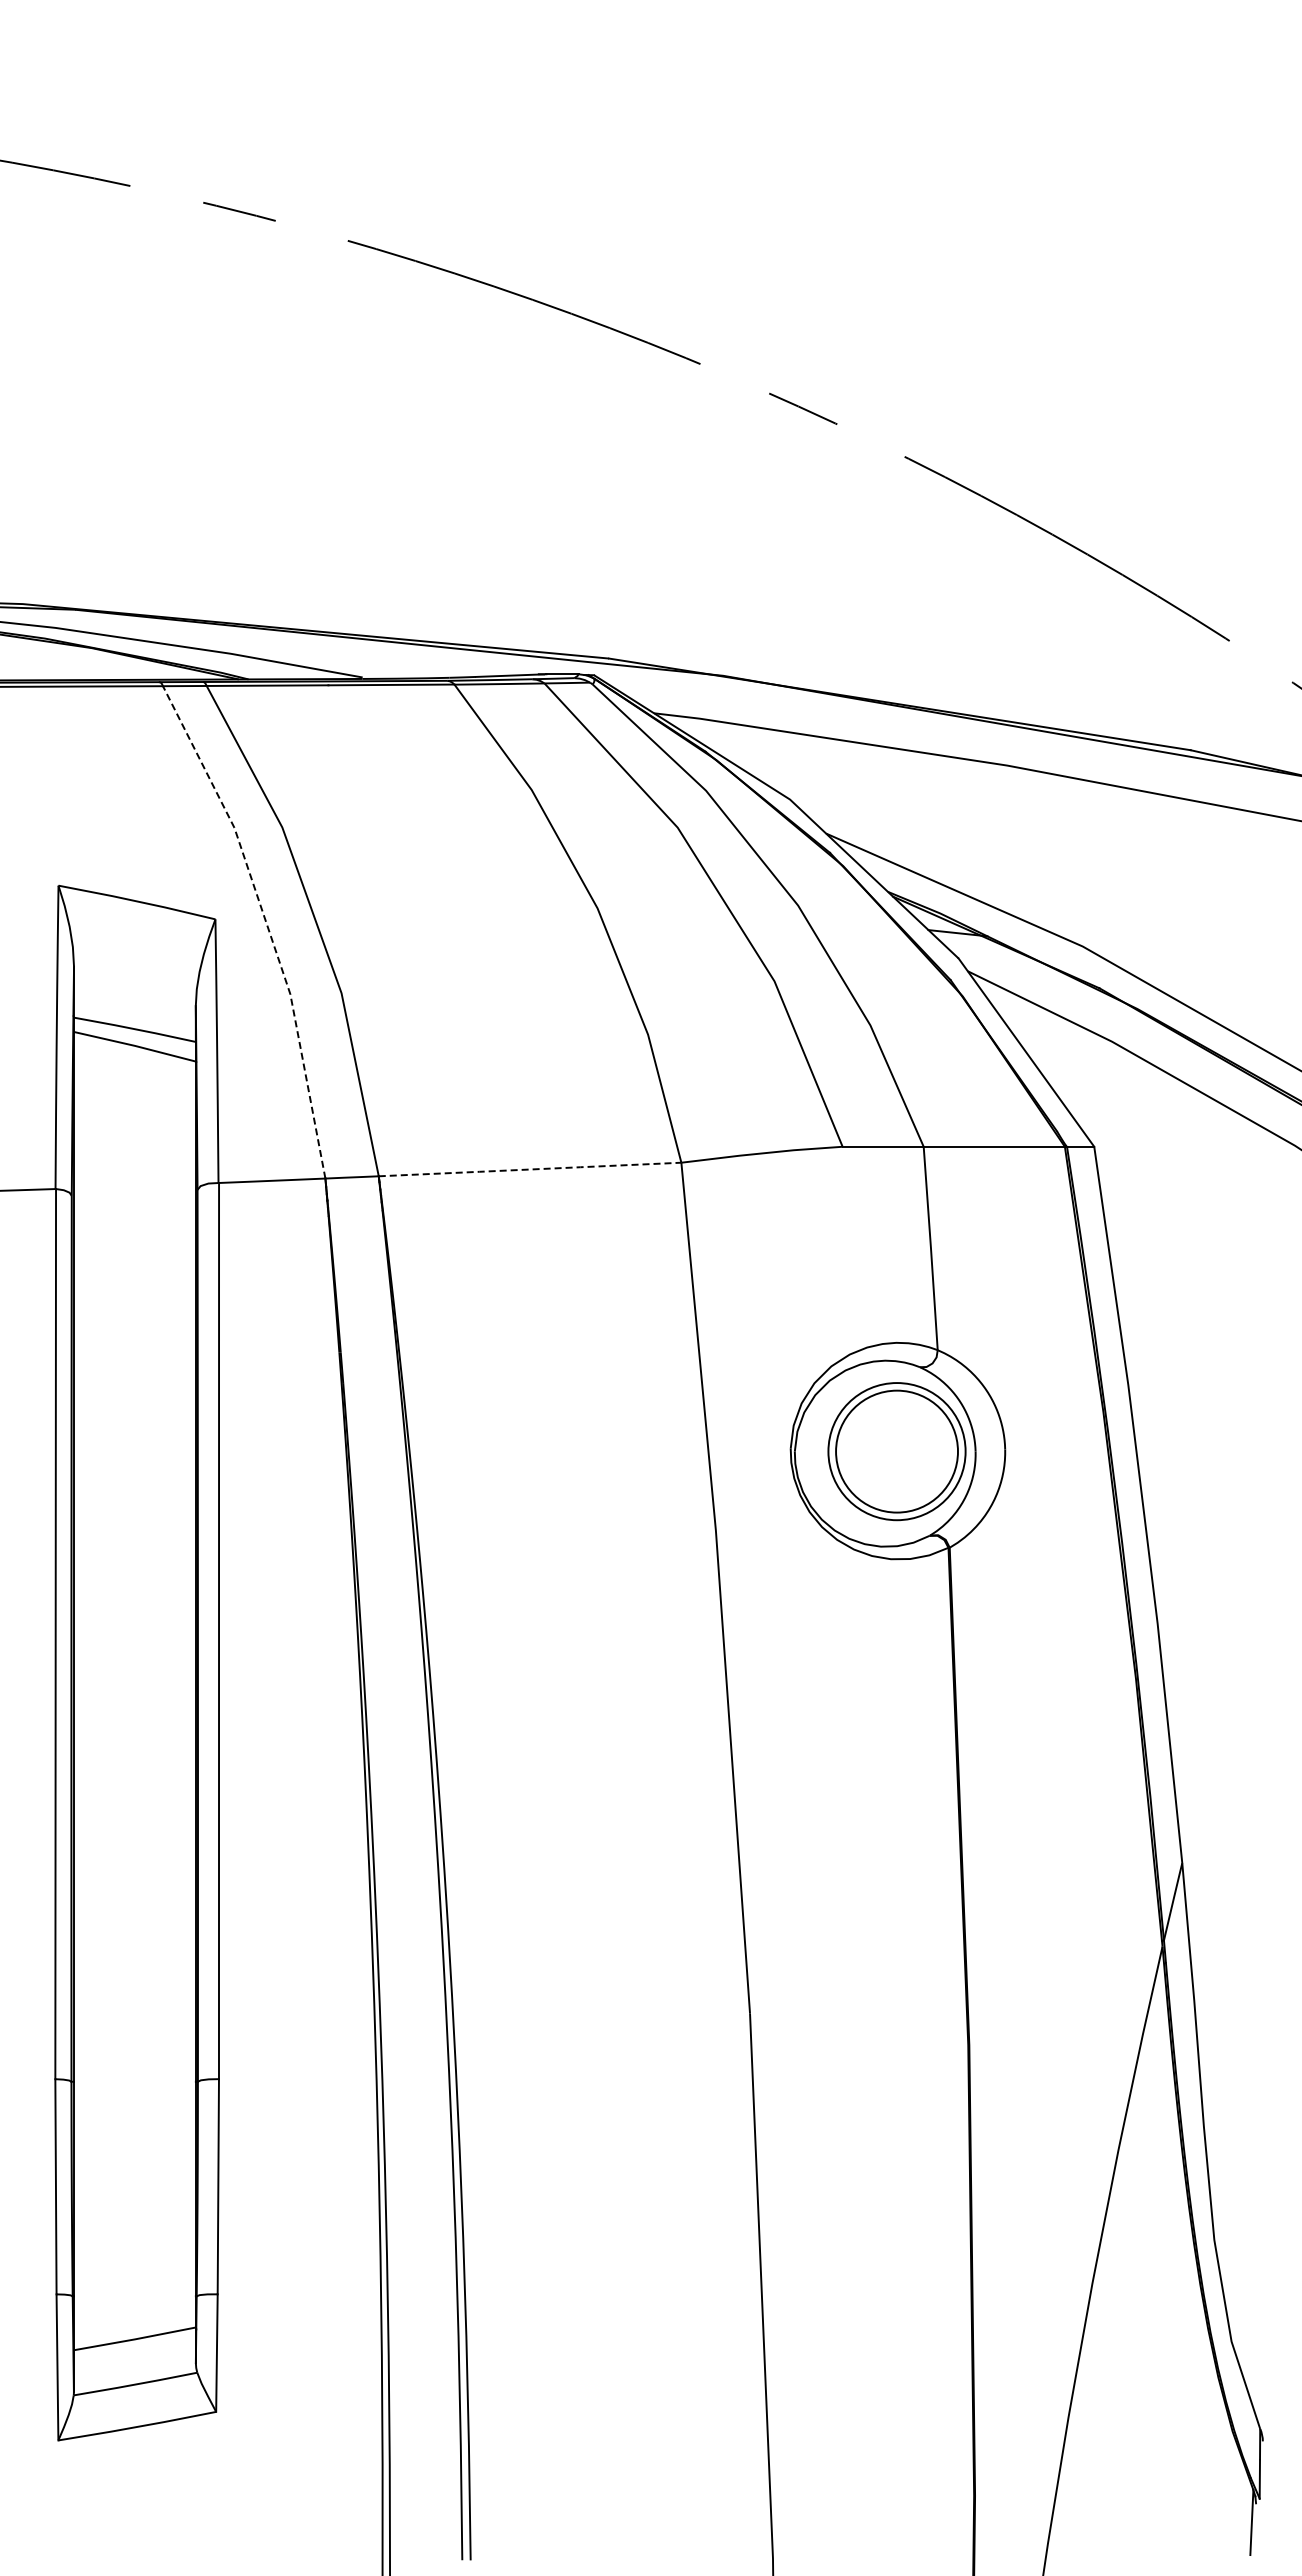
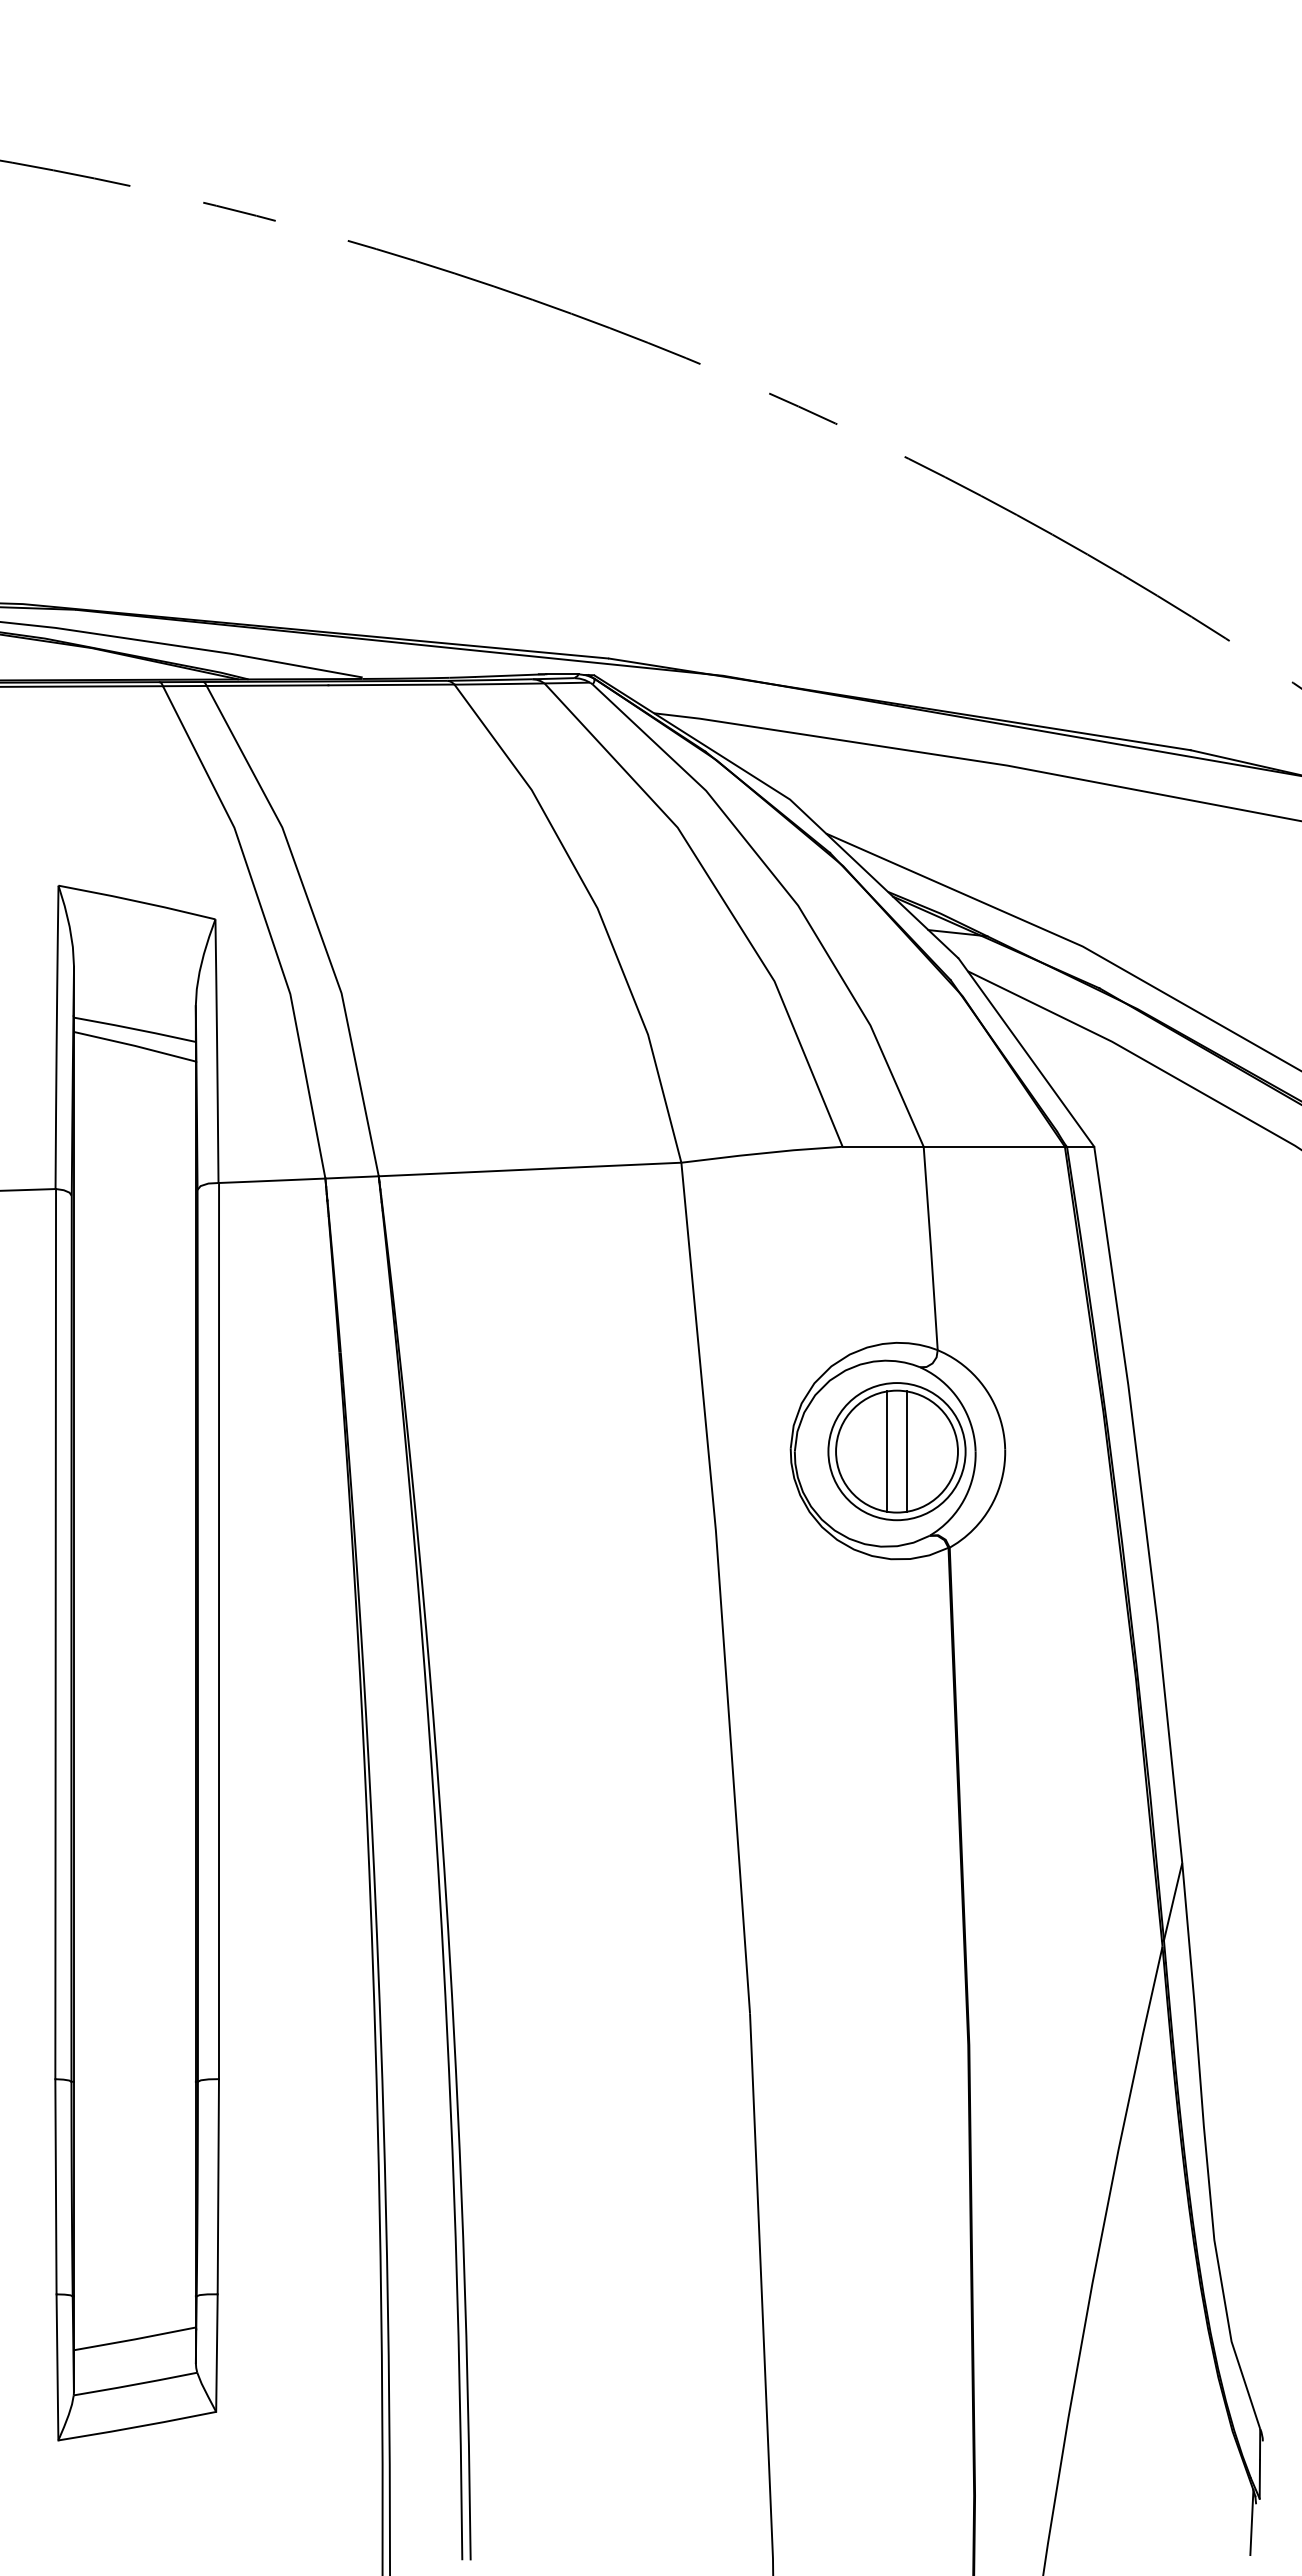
line: dashed -> solid (266, 924)
line: dashed -> solid (529, 1169)
line: none -> present (887, 1451)
line: none -> present (906, 1451)
